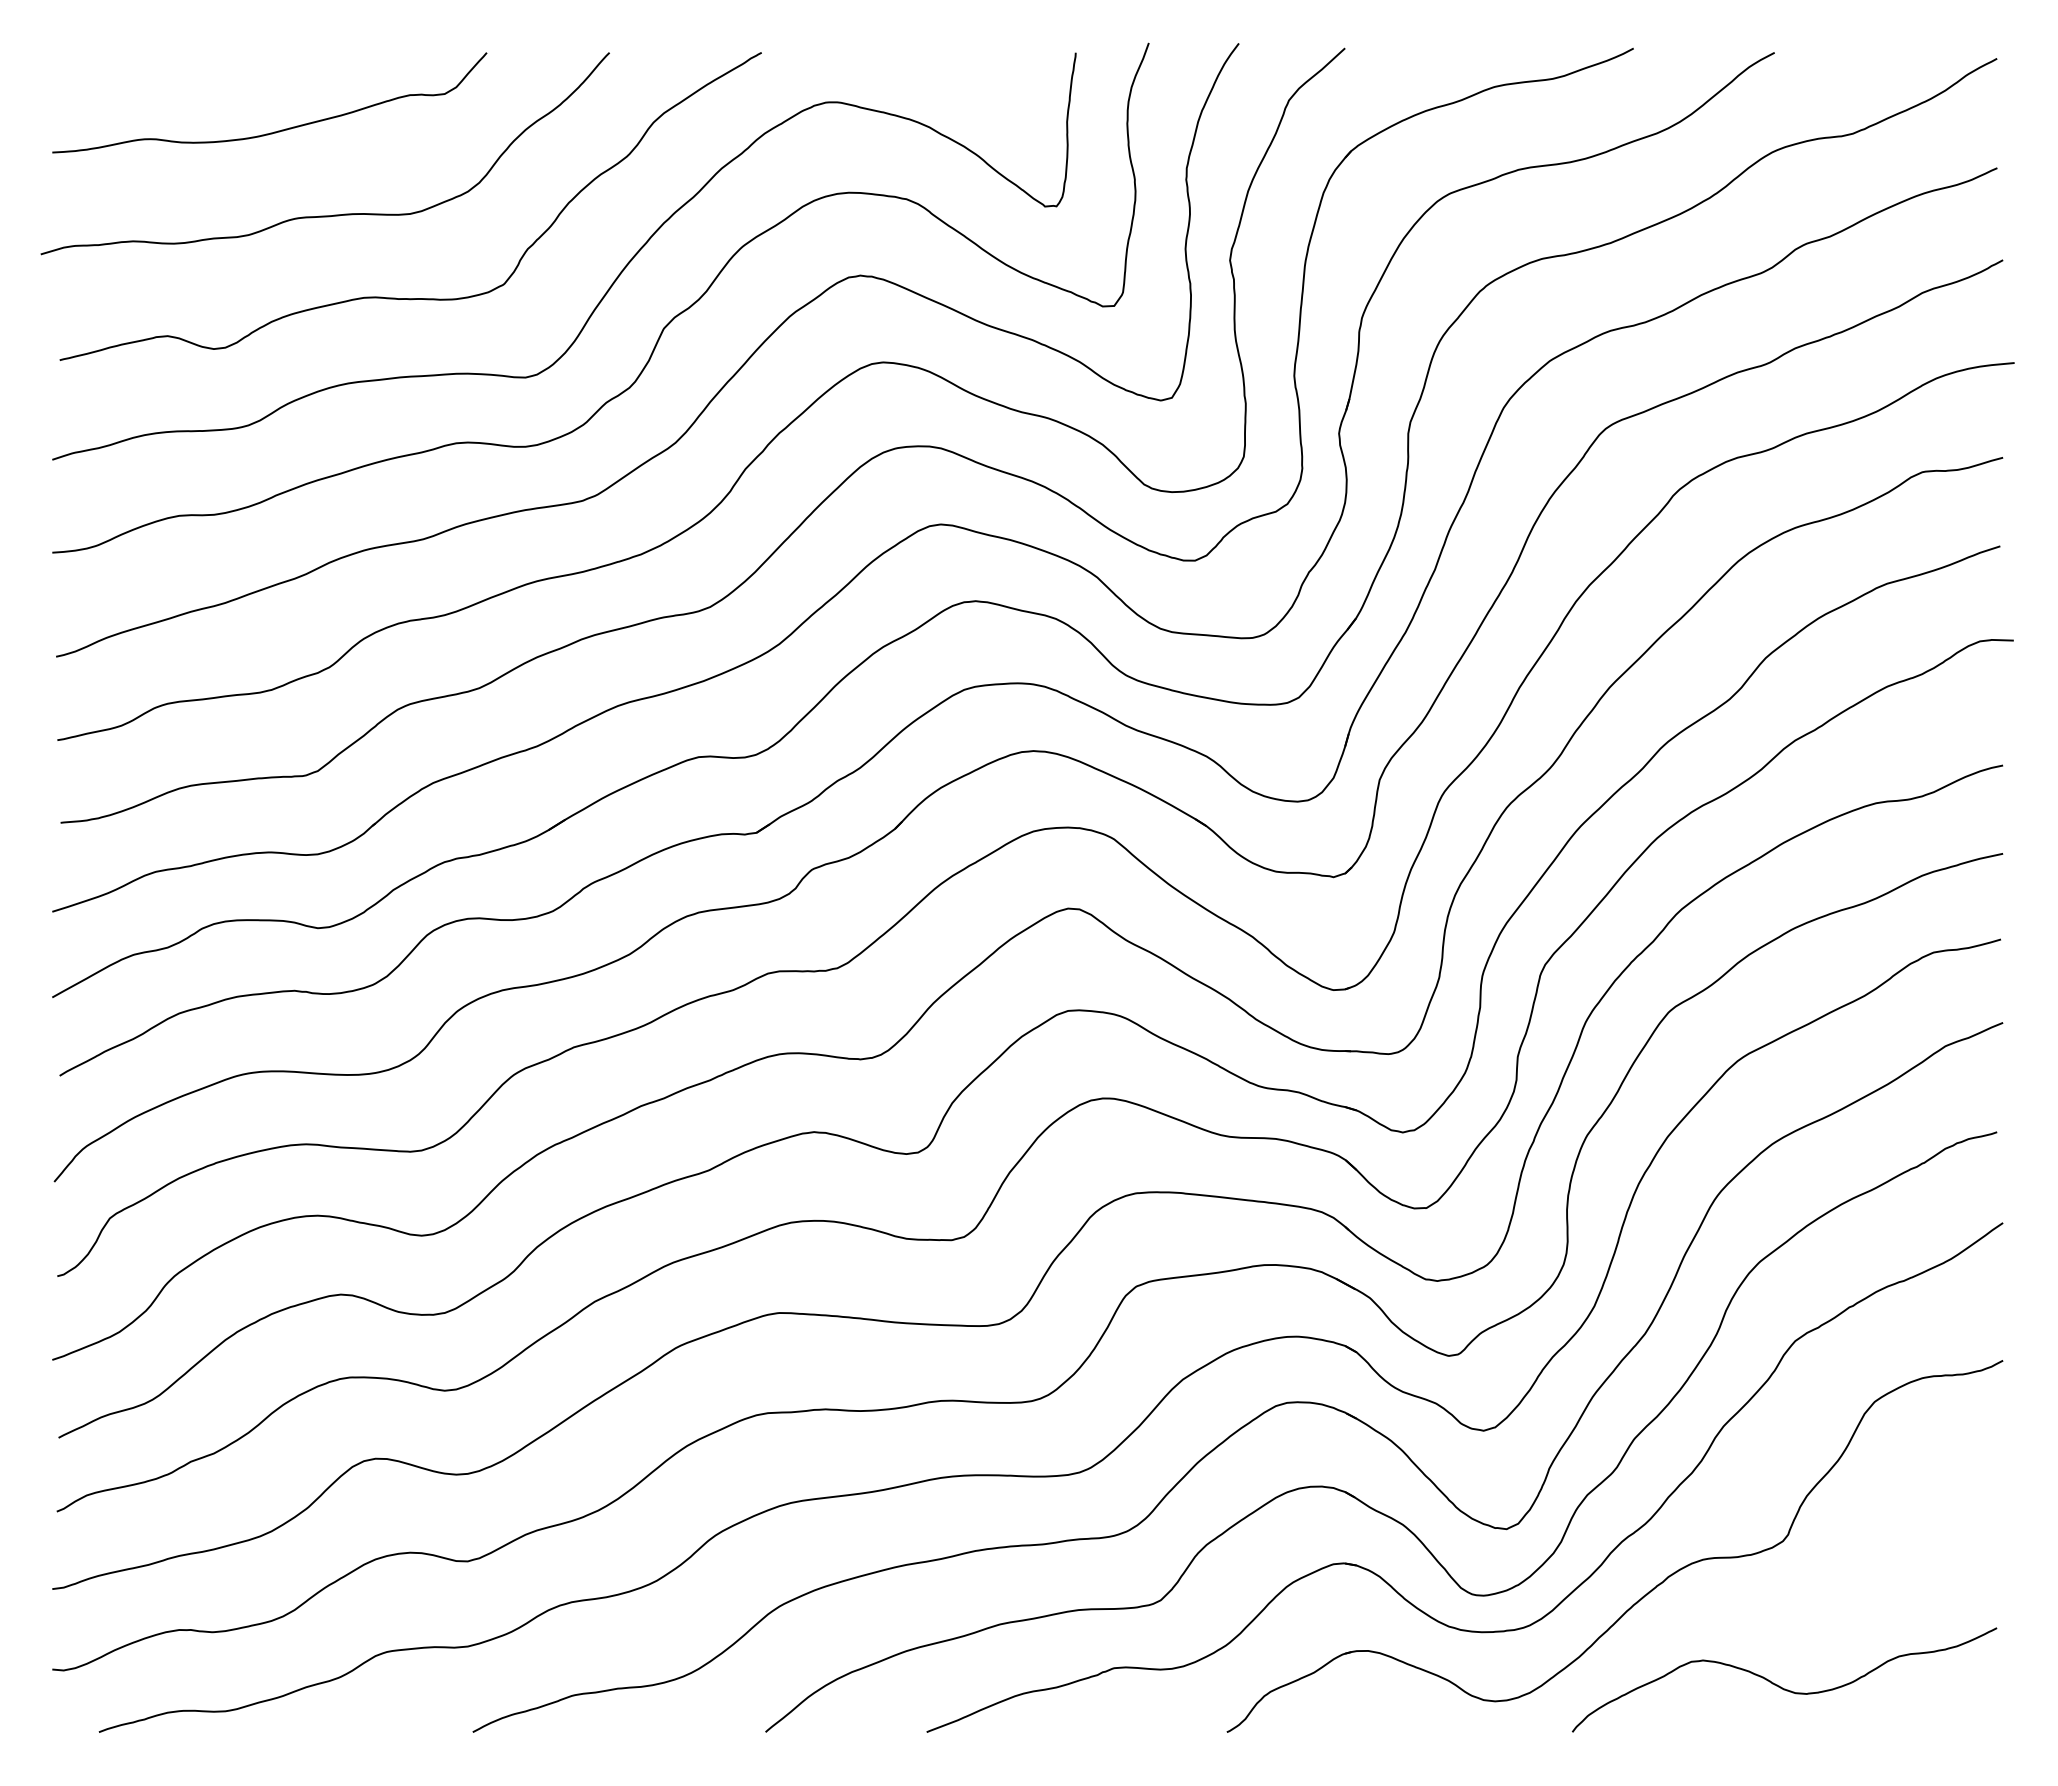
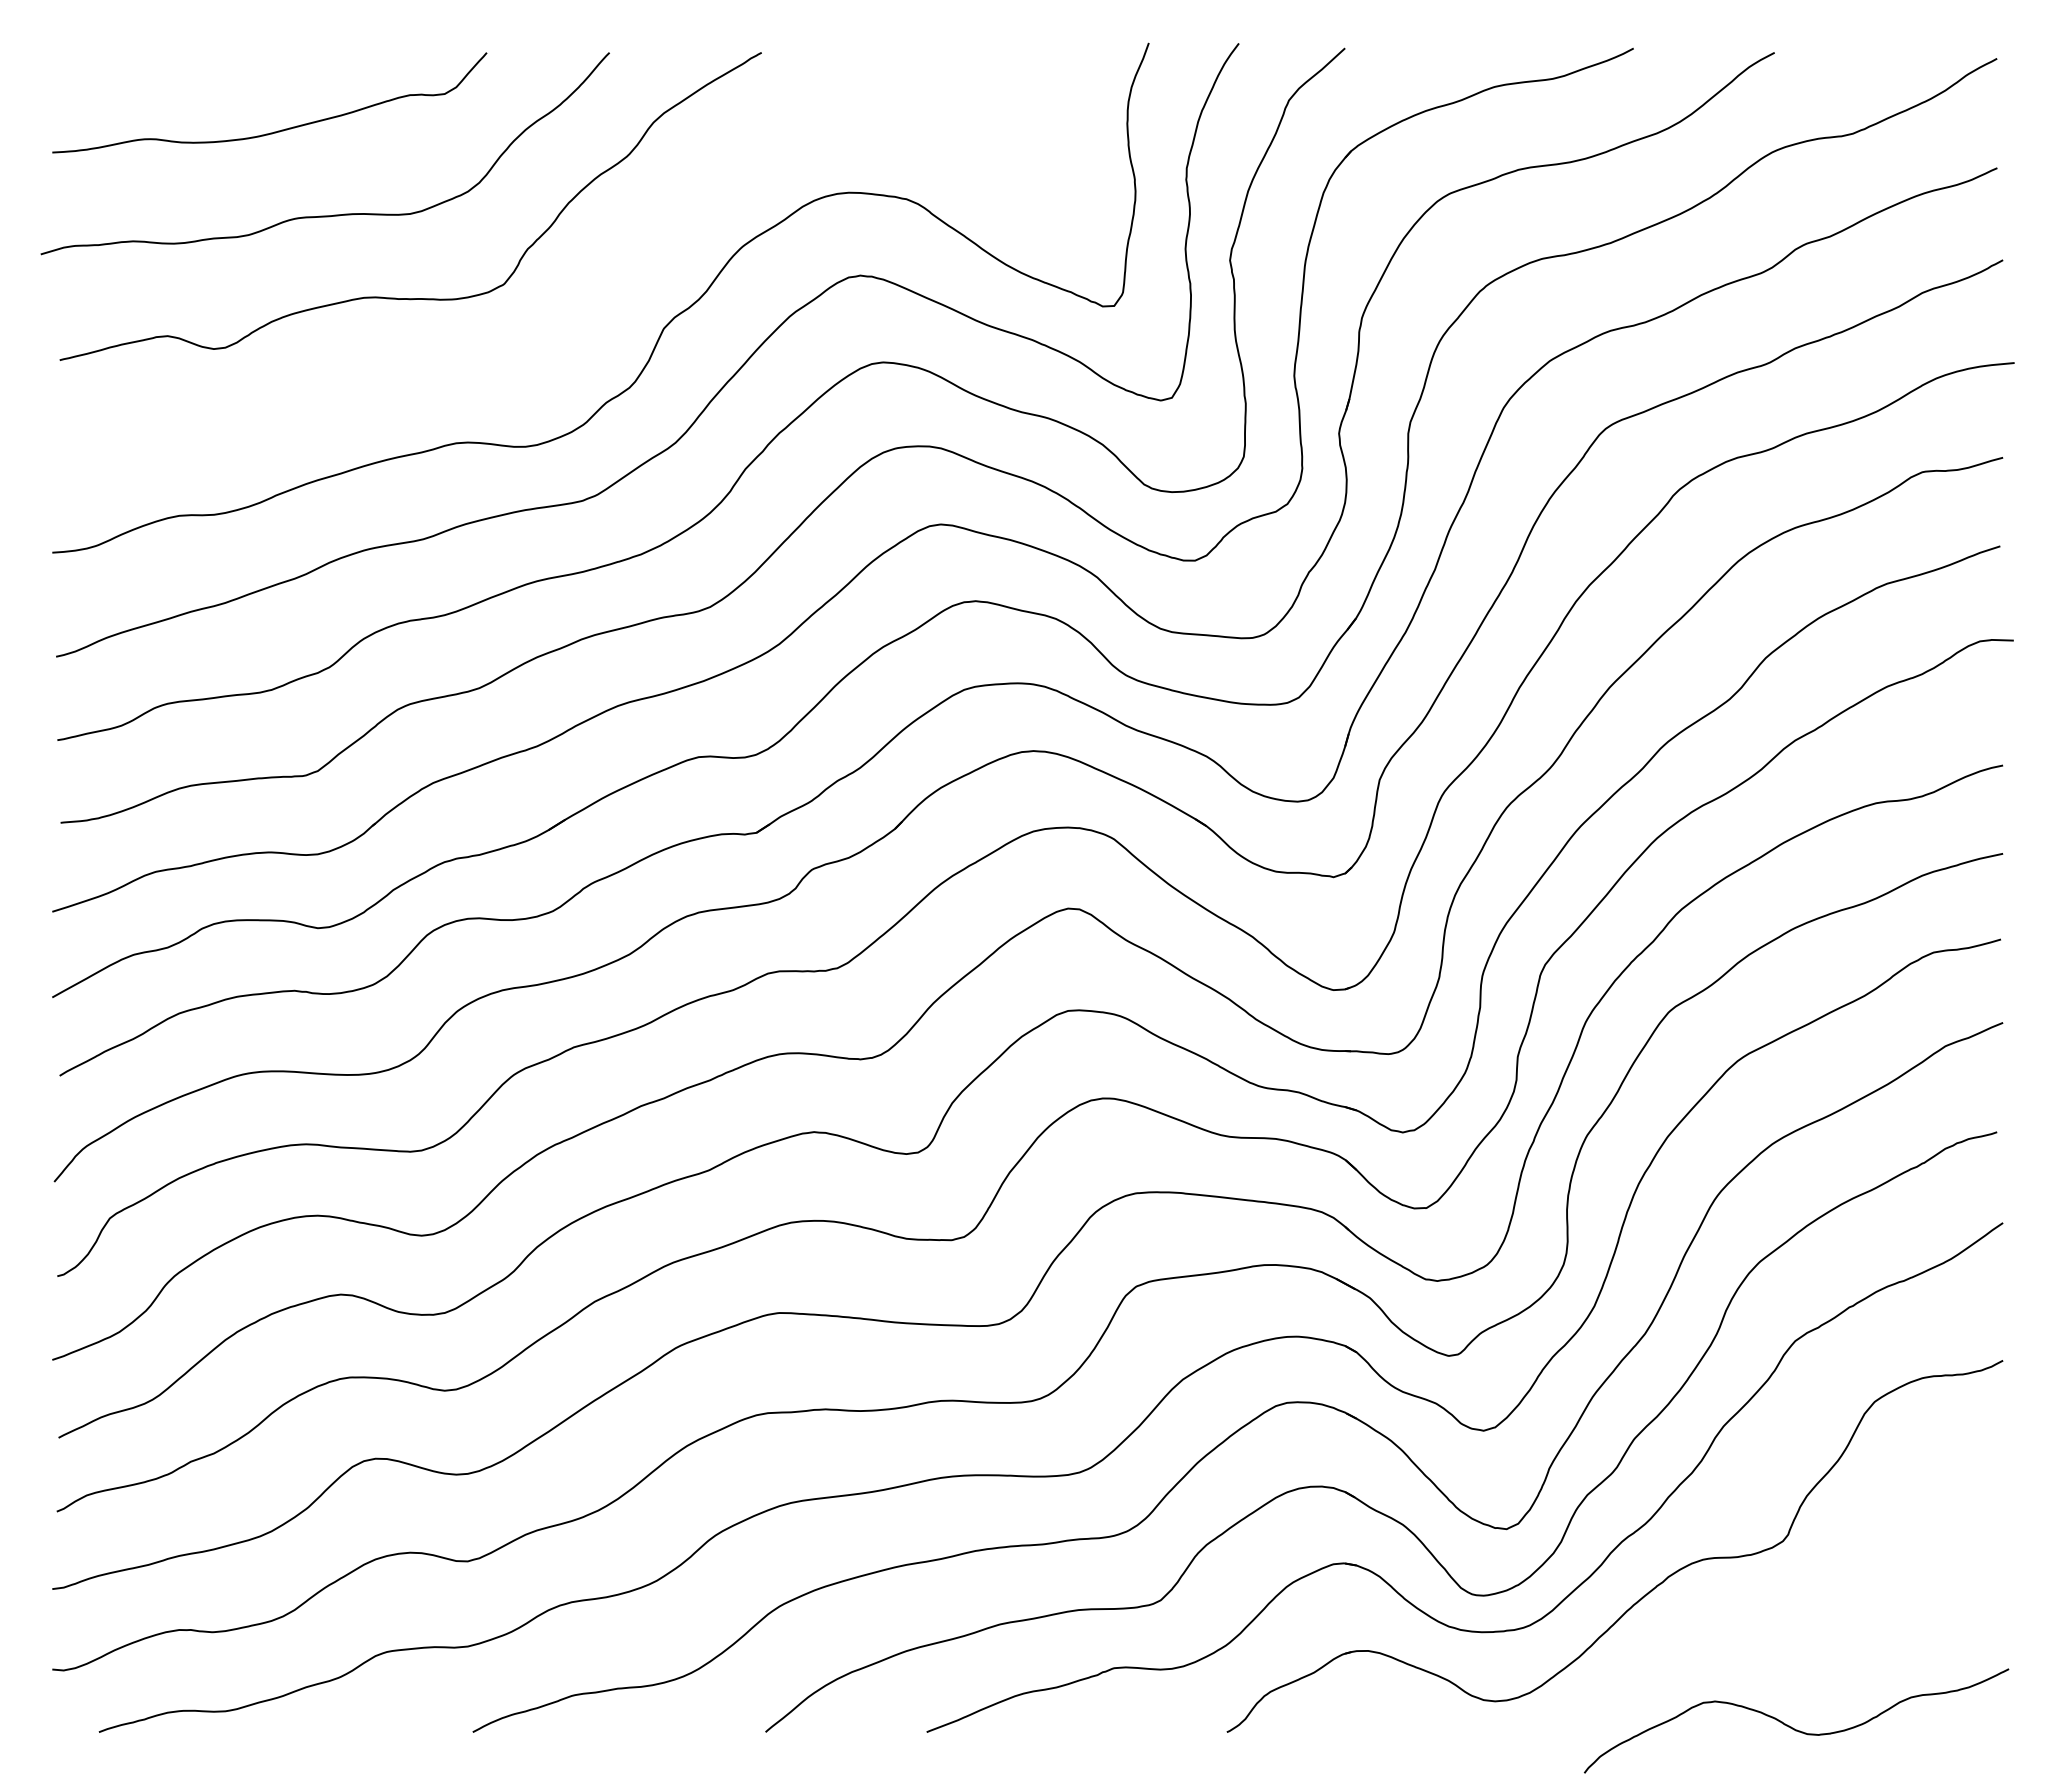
curve: present -> none (607, 289)
curve position: (1781, 1686) -> (1793, 1727) (1793, 1727)
